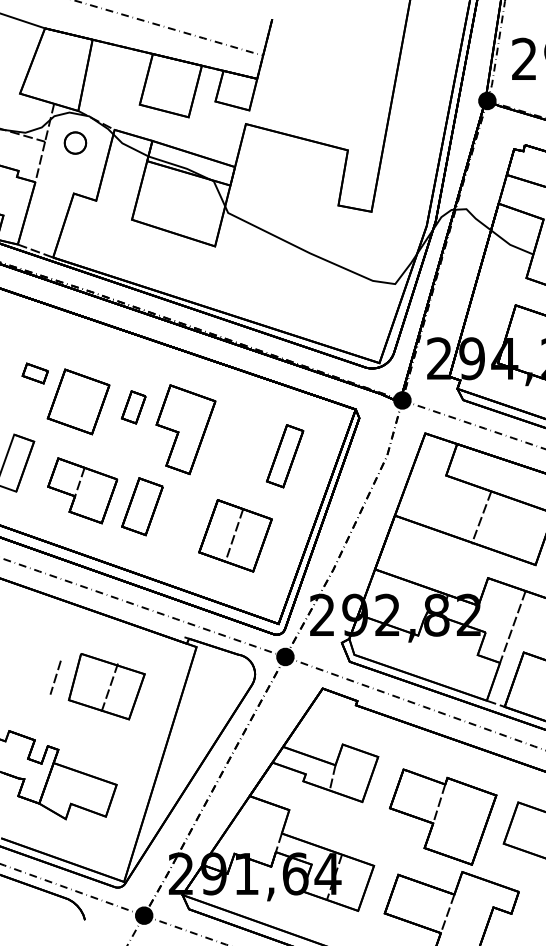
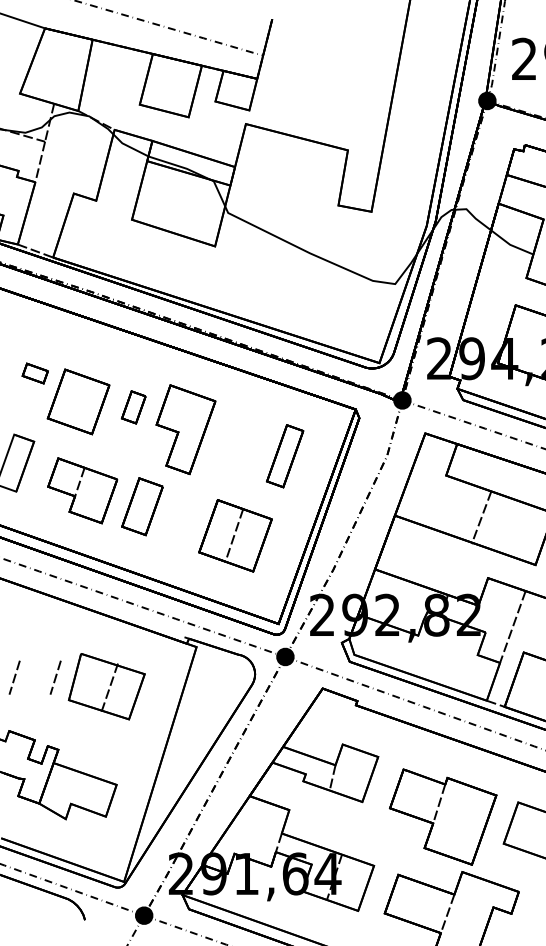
part: present -> none (75, 142)
line: none -> present (14, 677)
